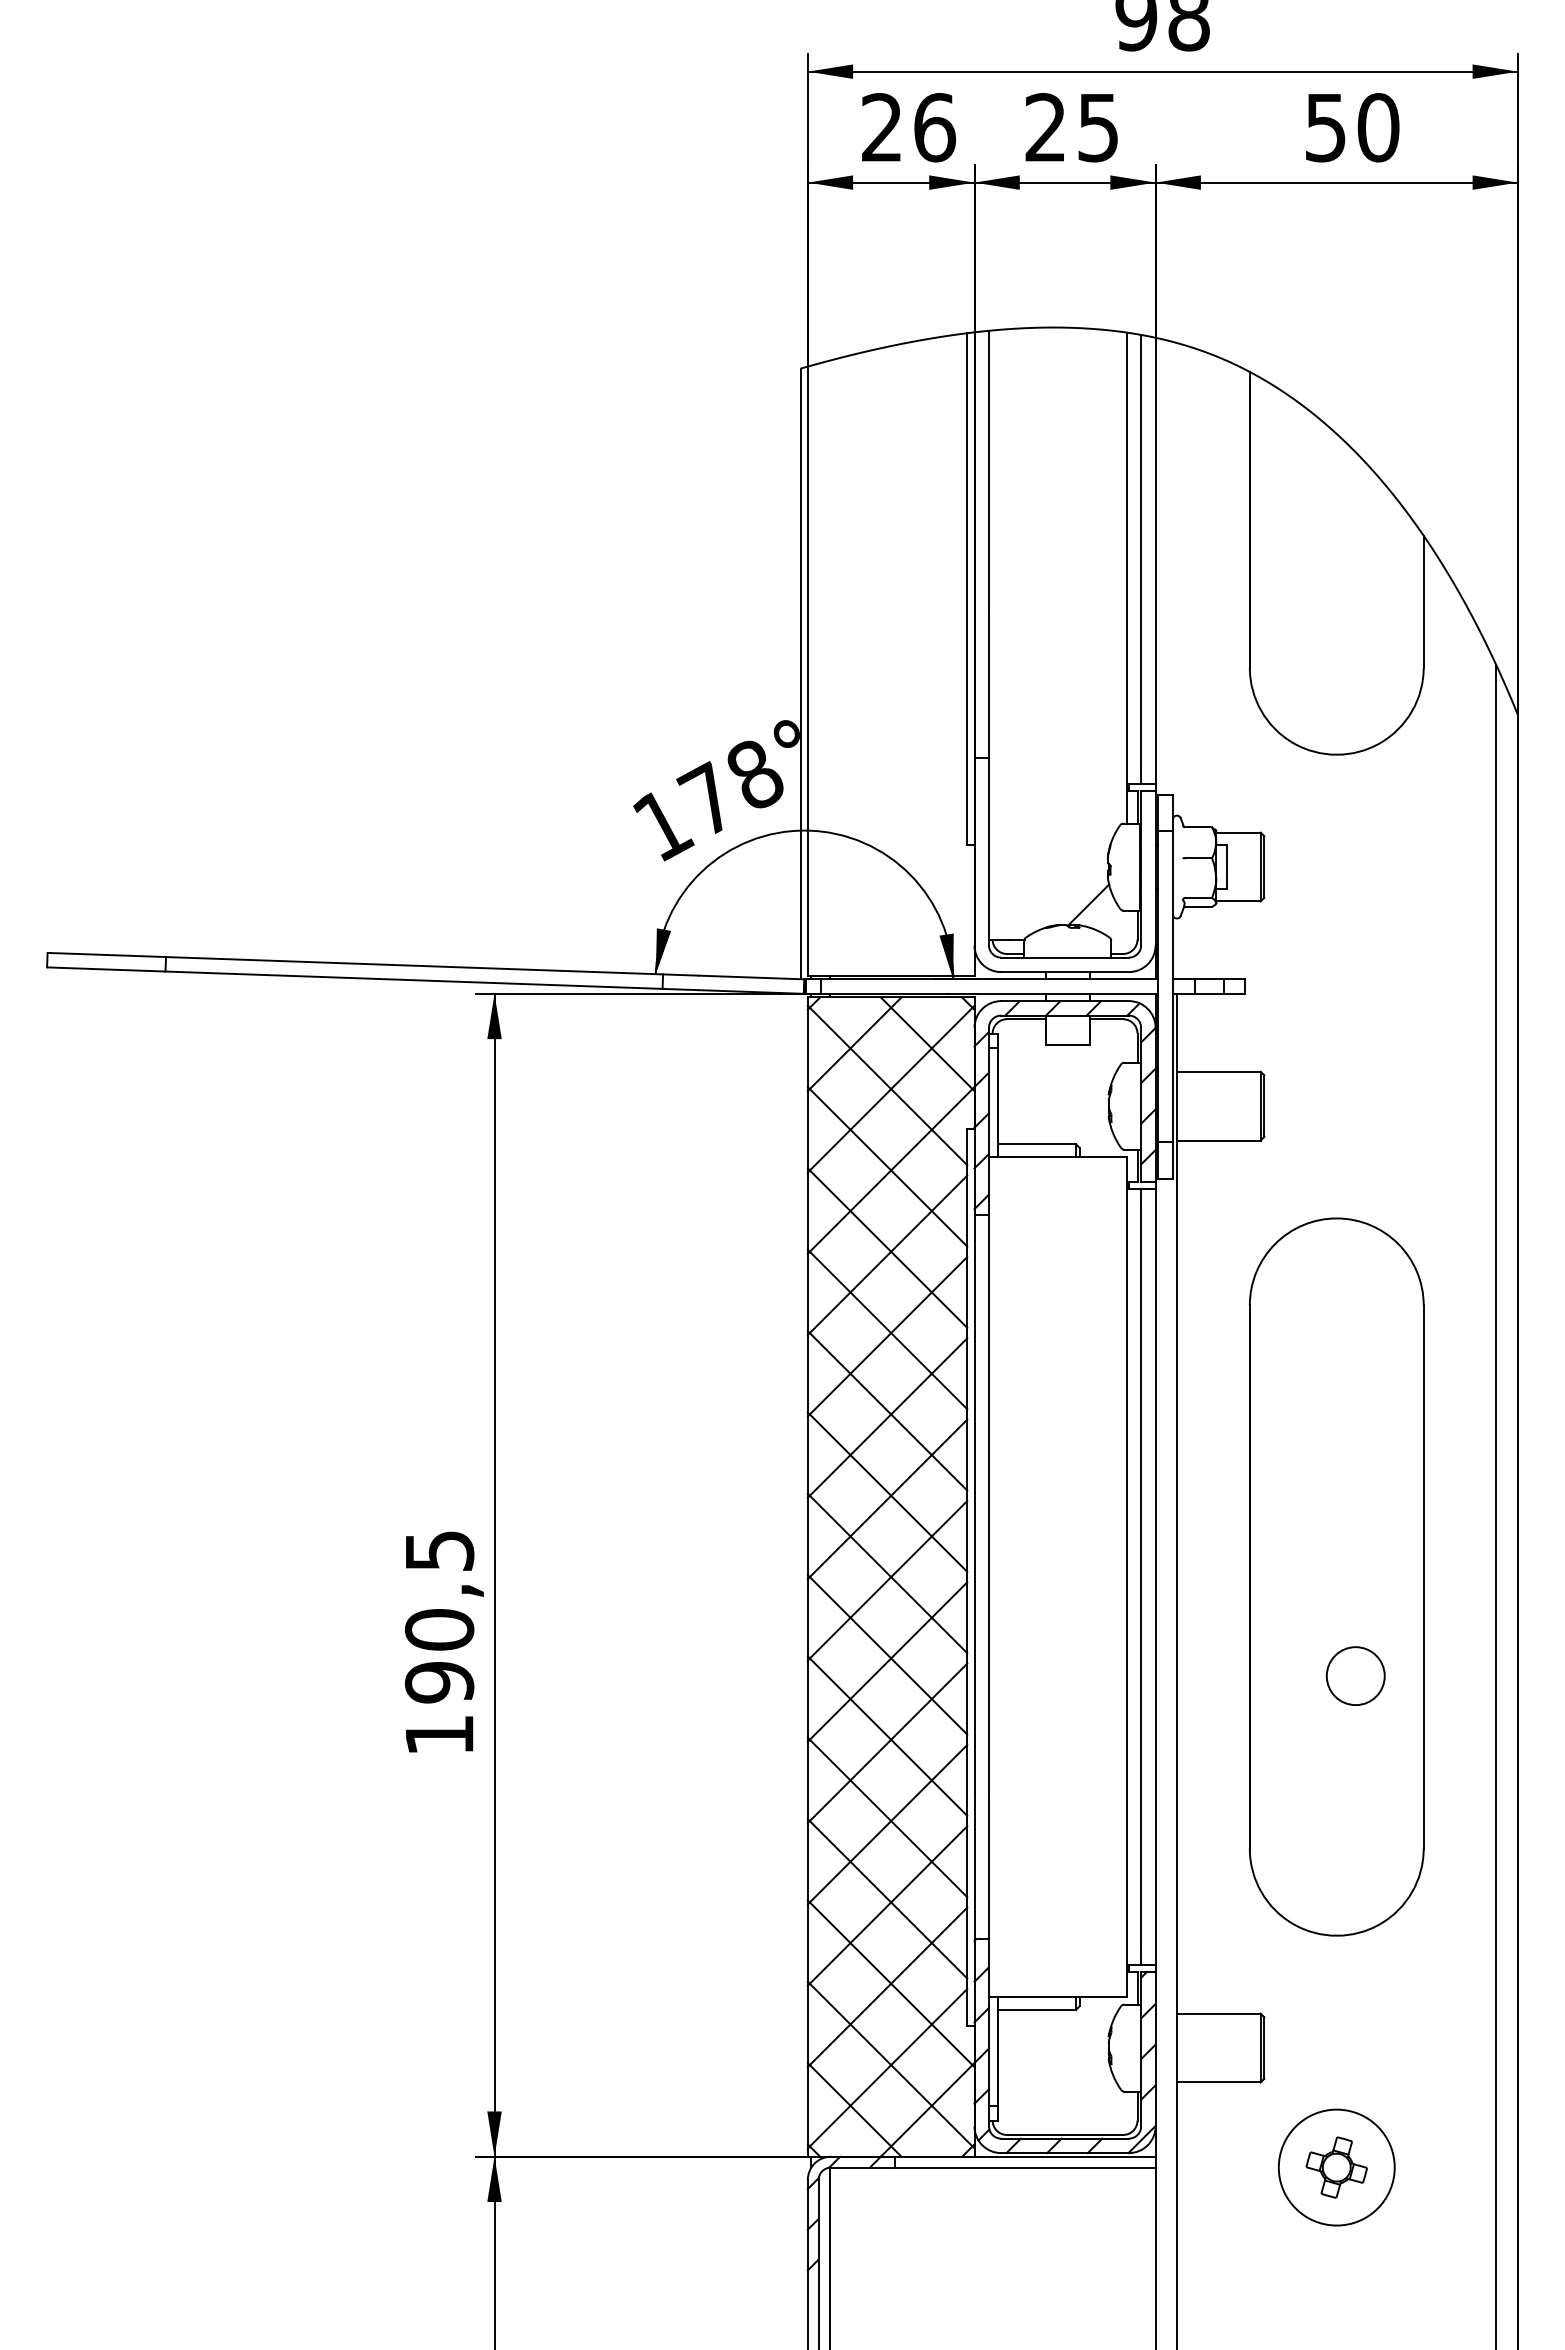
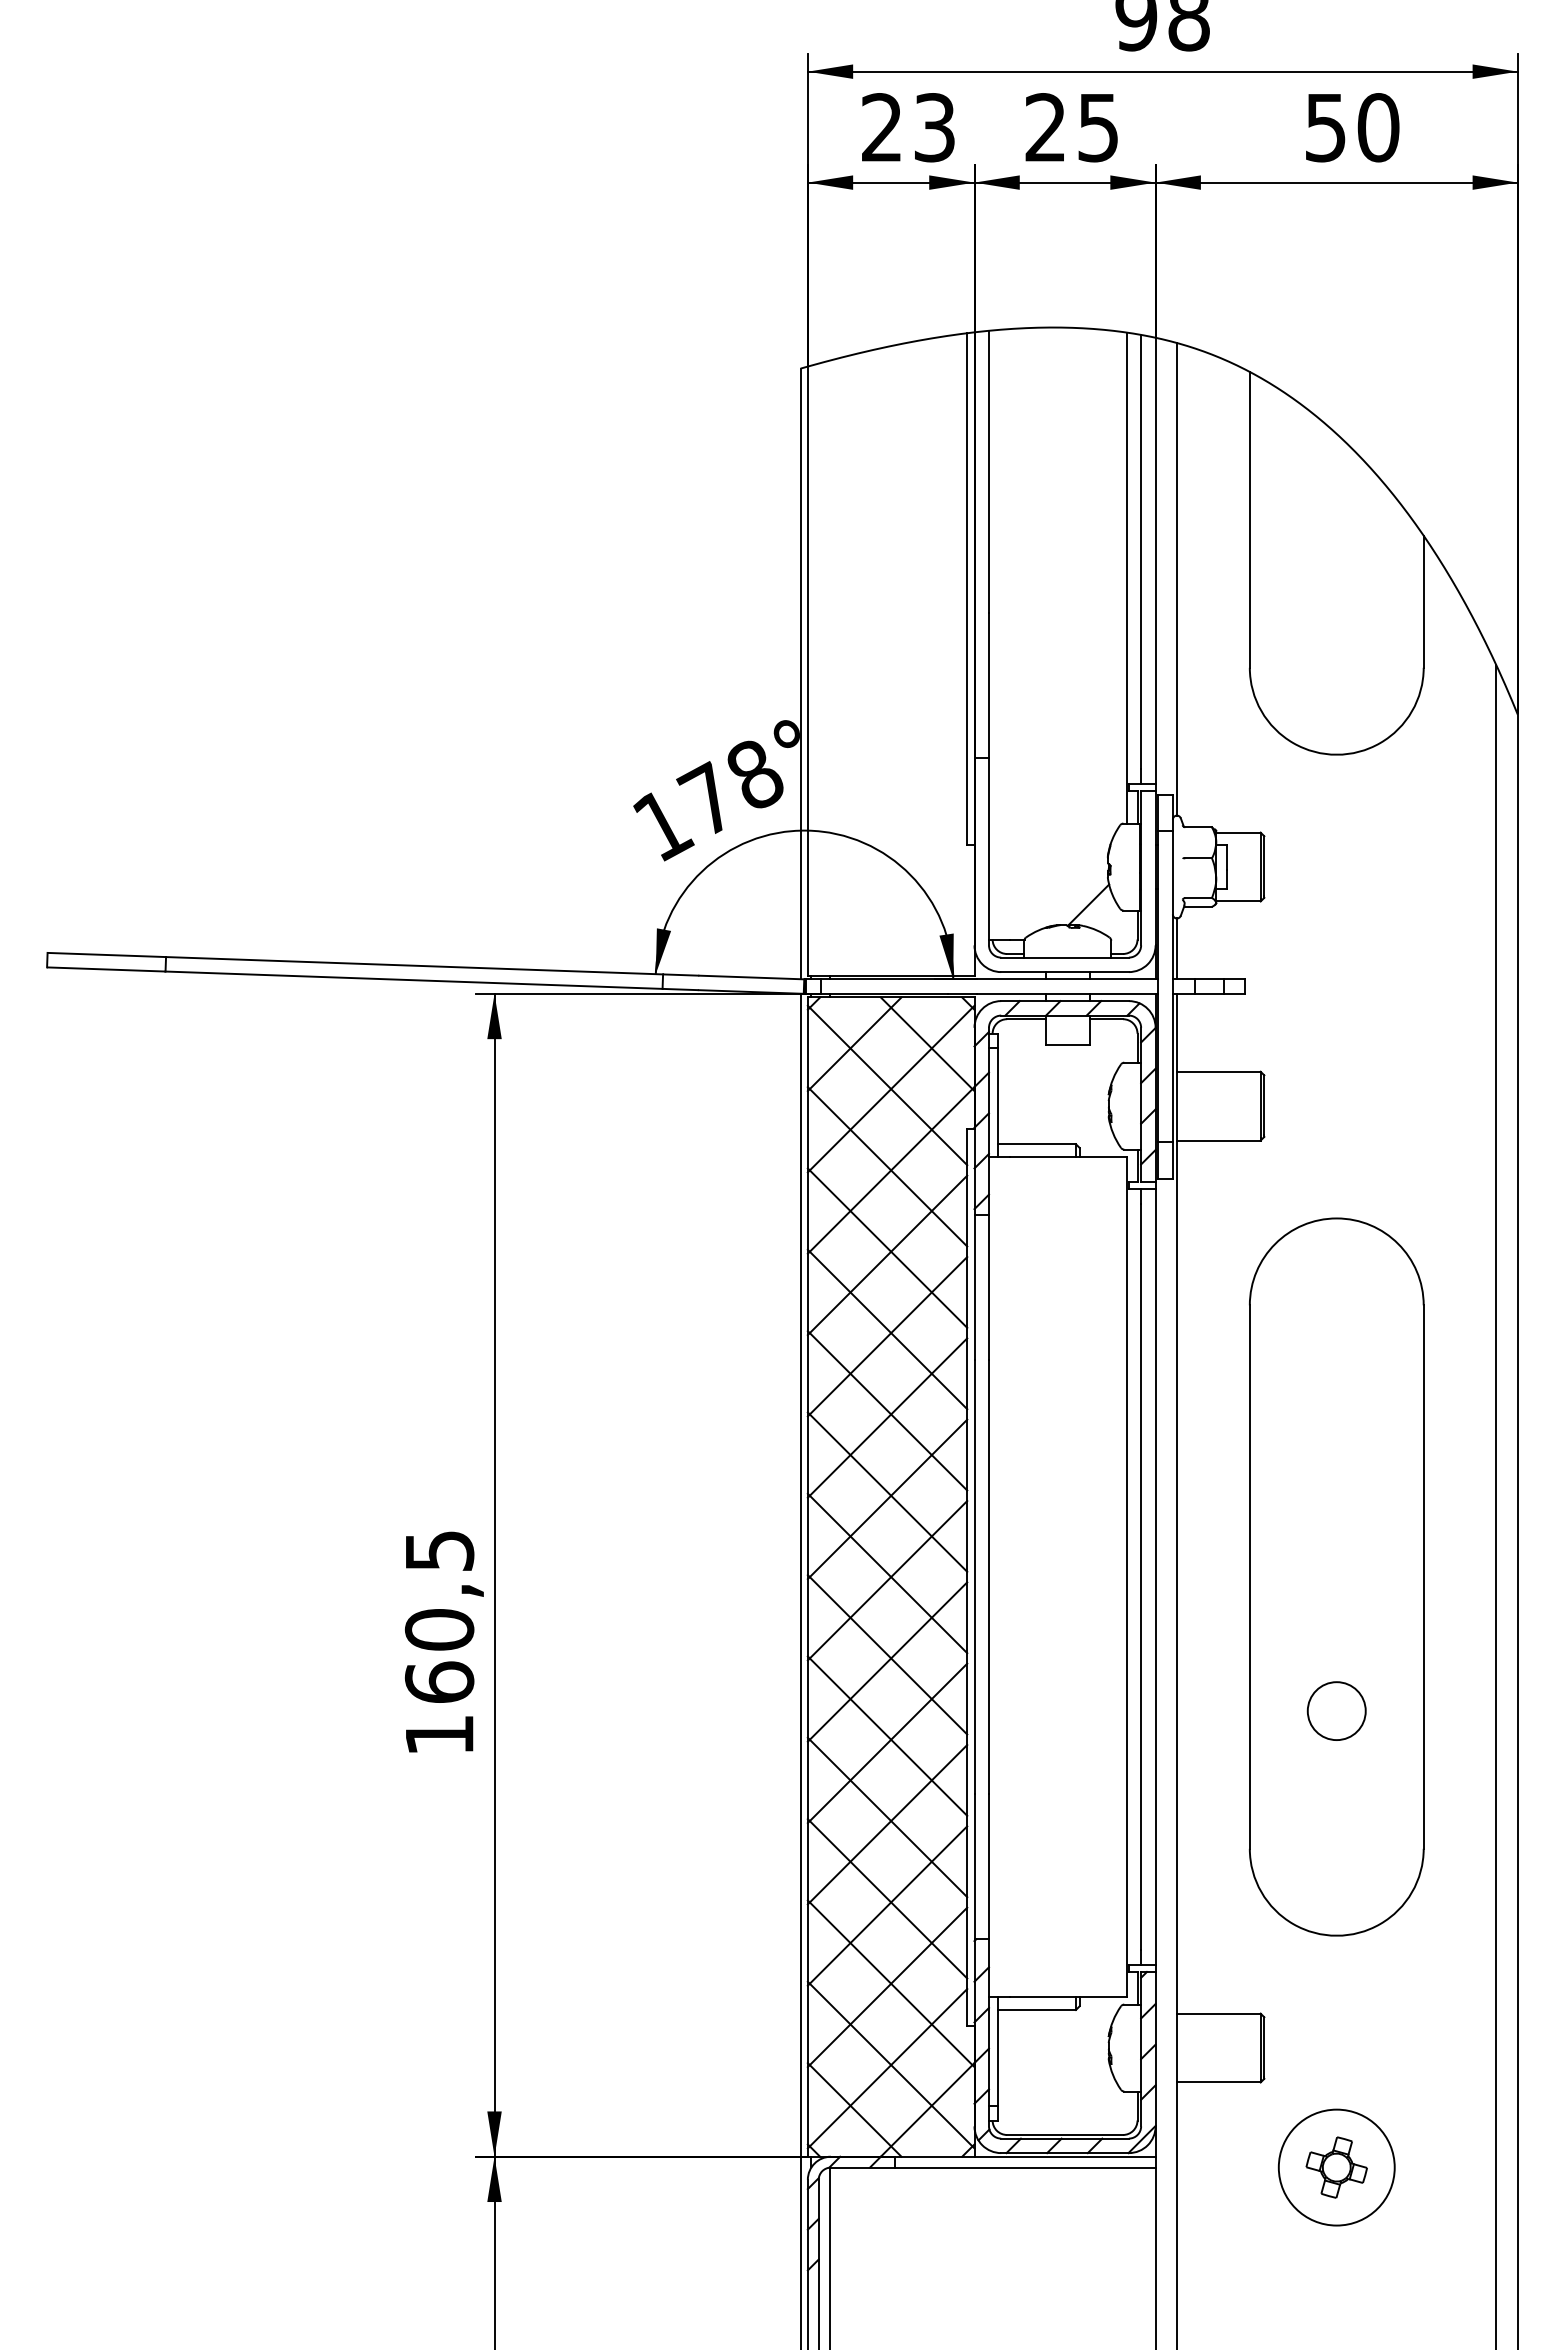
text: 26 -> 23 (935, 127)
line: none -> present (1177, 579)
line: none -> present (1177, 948)
line: none -> present (800, 1669)
circle position: (1355, 1675) -> (1336, 1710) (1336, 1710)
text: 190,5 -> 160,5 (439, 1682)
